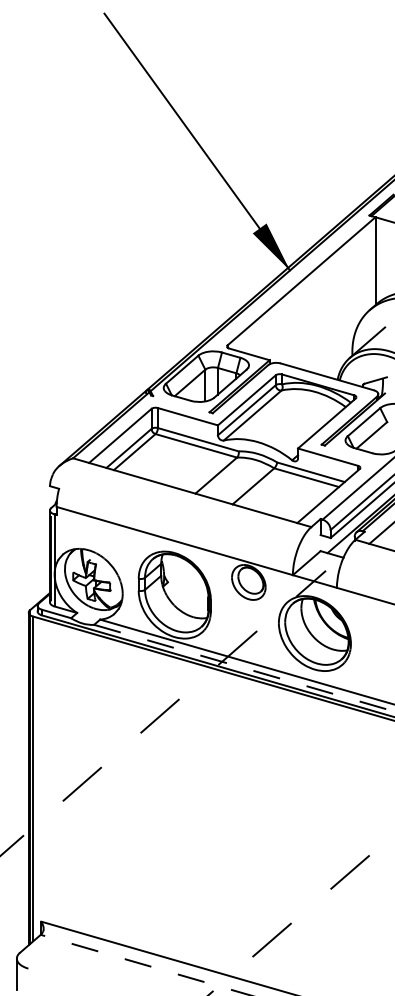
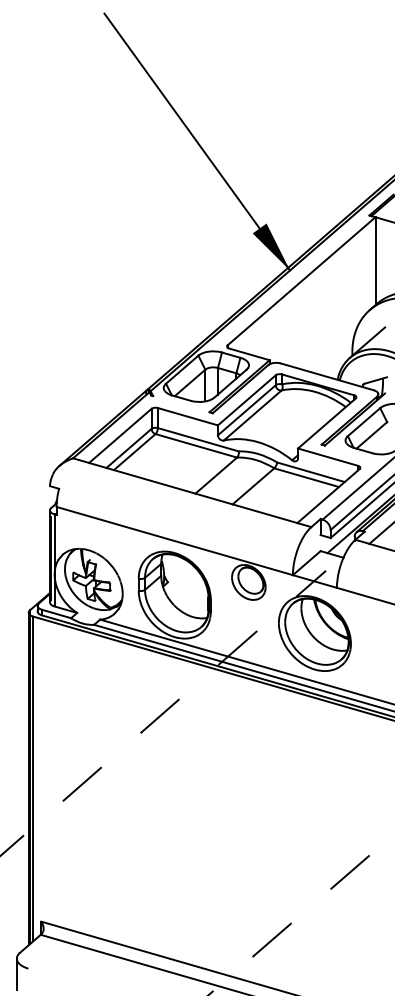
line: dashed -> solid (244, 668)
line: dashed -> solid (146, 965)
